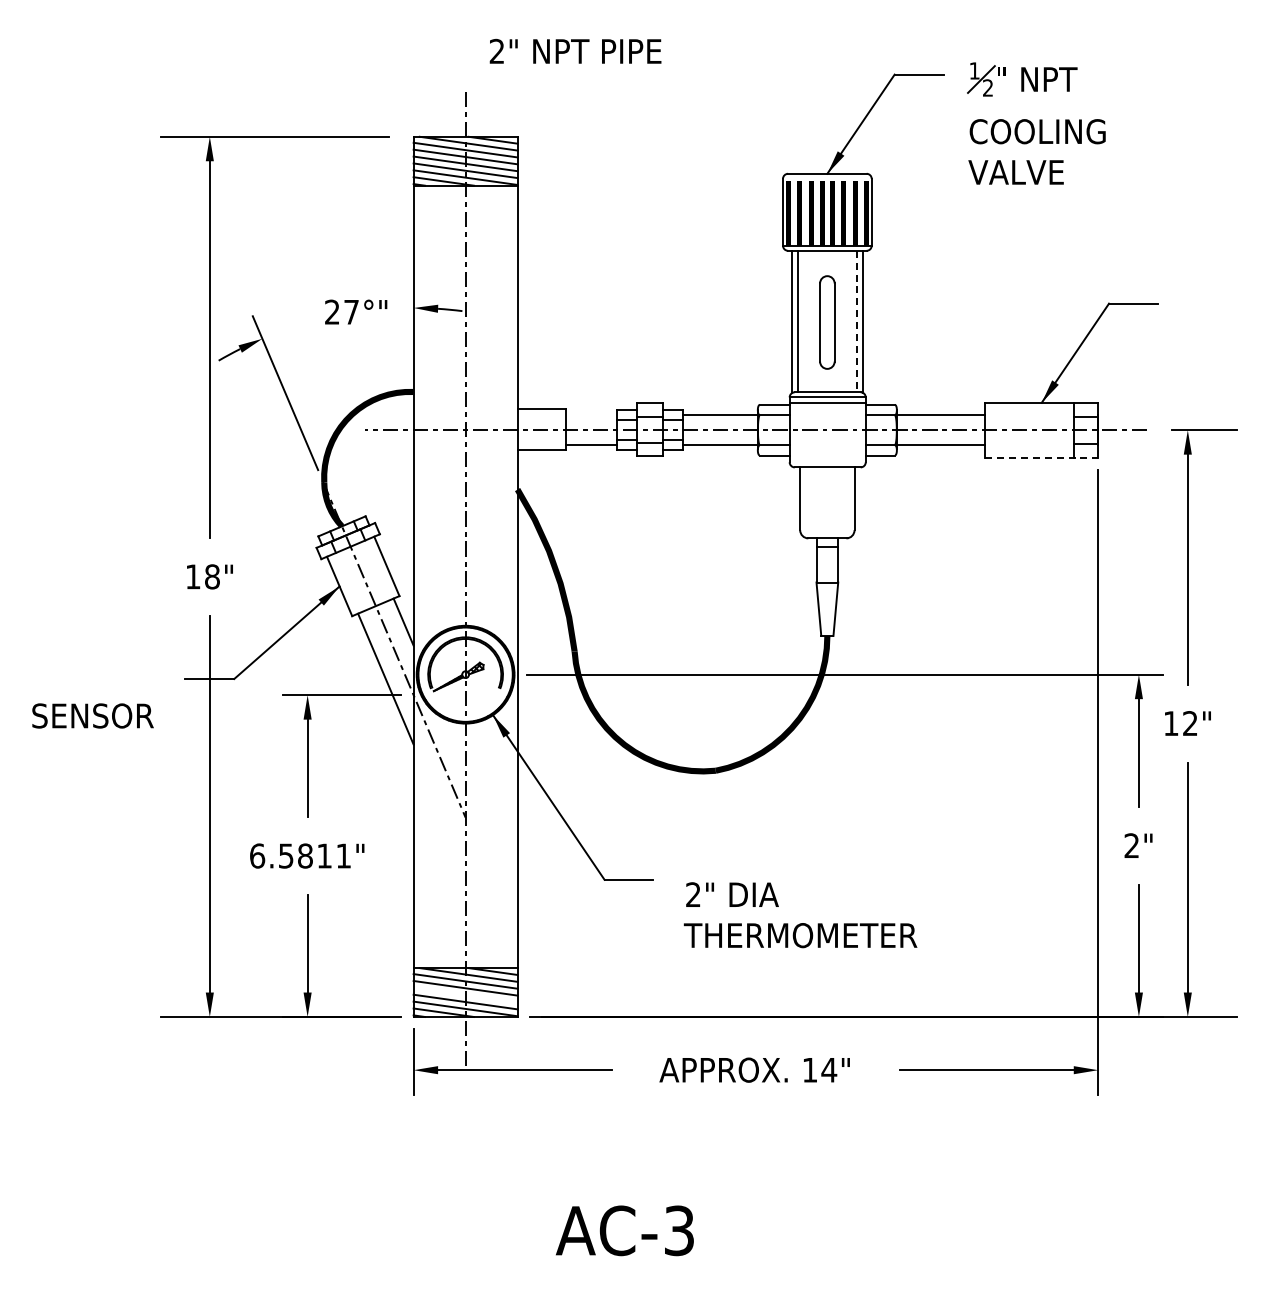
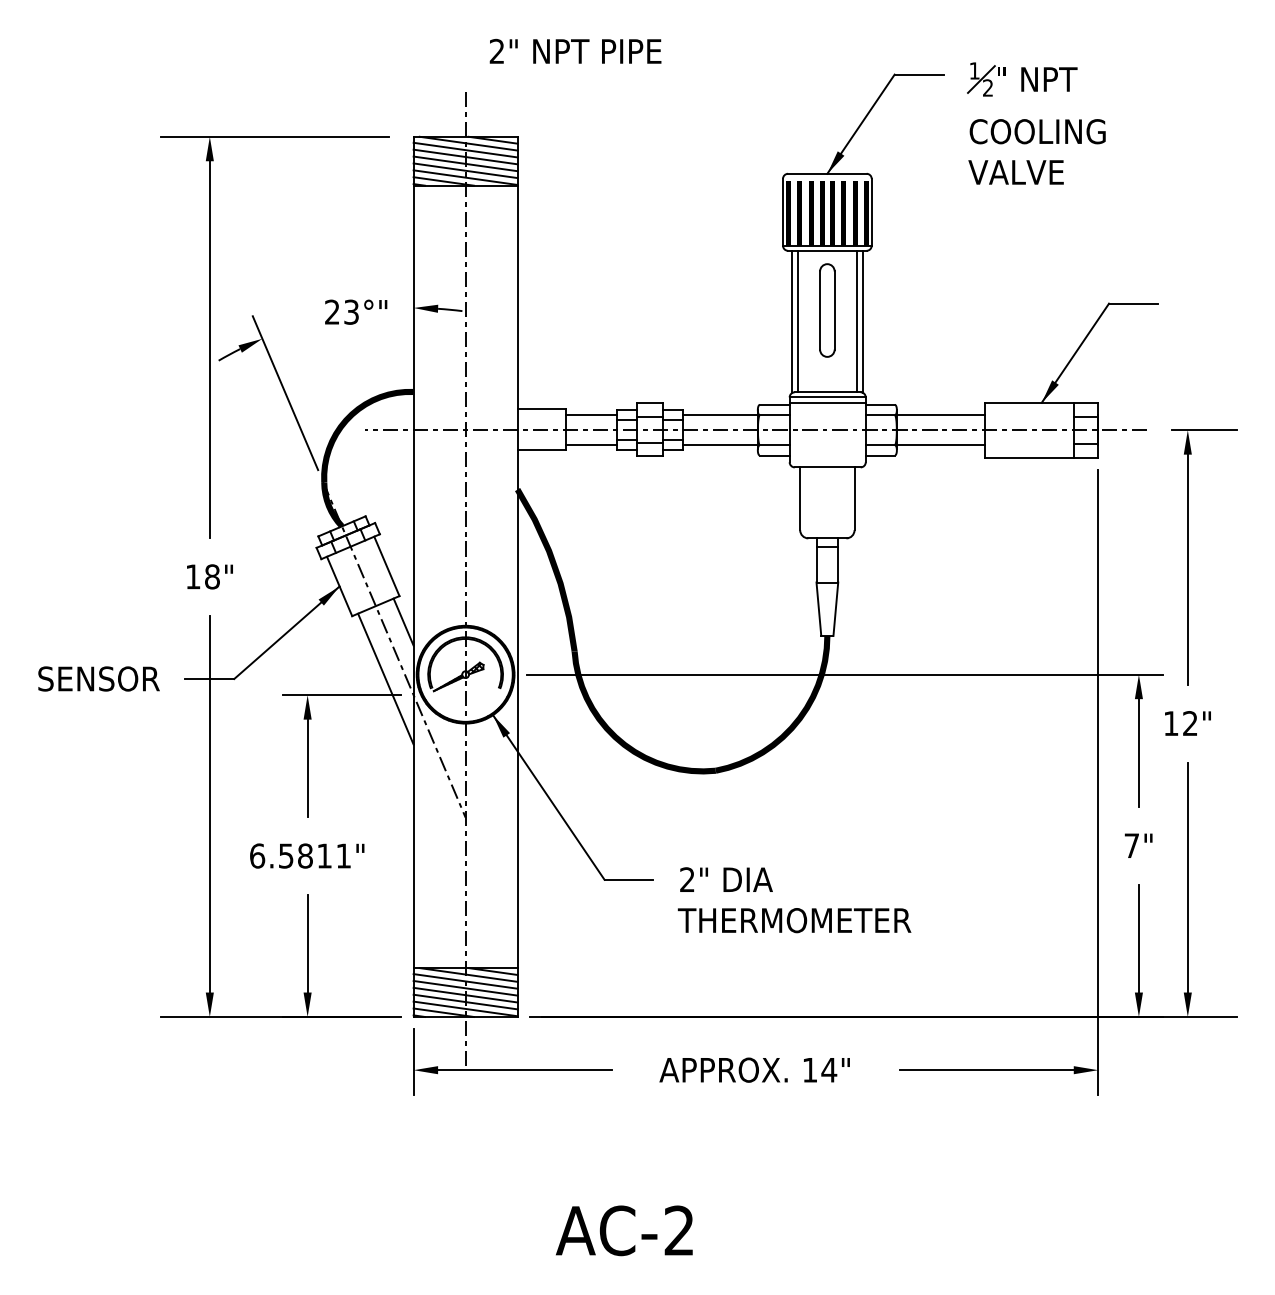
text: 27°" -> 23°" (351, 311)
line: dashed -> solid (857, 321)
part position: (827, 322) -> (827, 310) (827, 310)
line: none -> present (591, 414)
line: dashed -> solid (1042, 457)
text position: (92, 715) -> (98, 678) (98, 678)
text: 2" -> 7" (1131, 845)
text position: (800, 915) -> (794, 900) (794, 900)
line: none -> present (465, 994)
text: AC-3 -> AC-2 (678, 1230)
